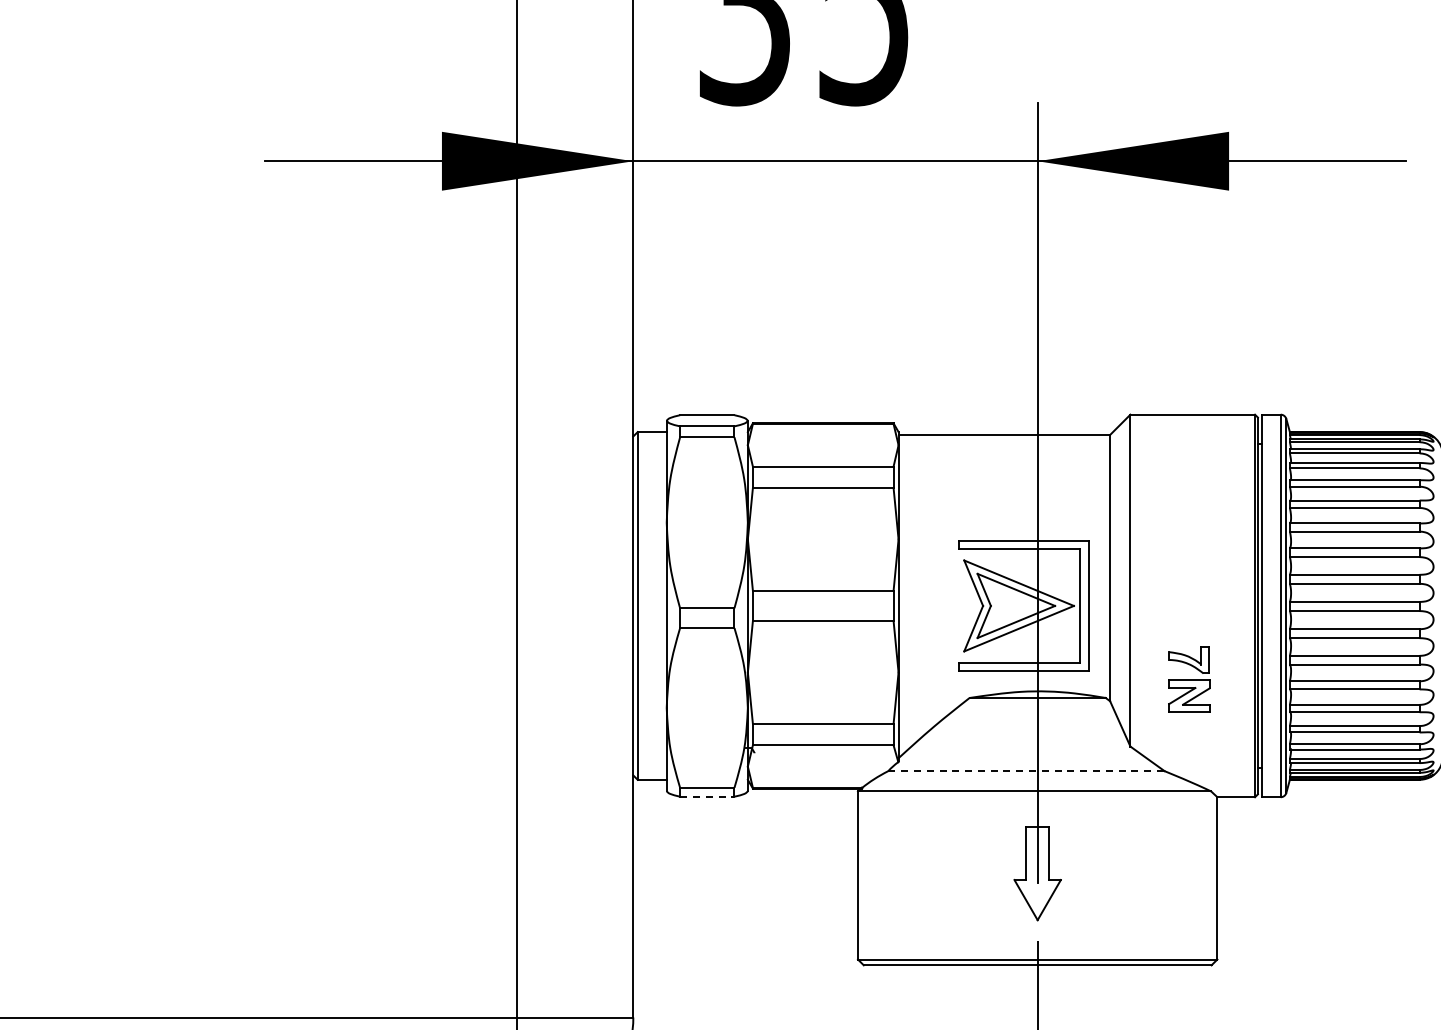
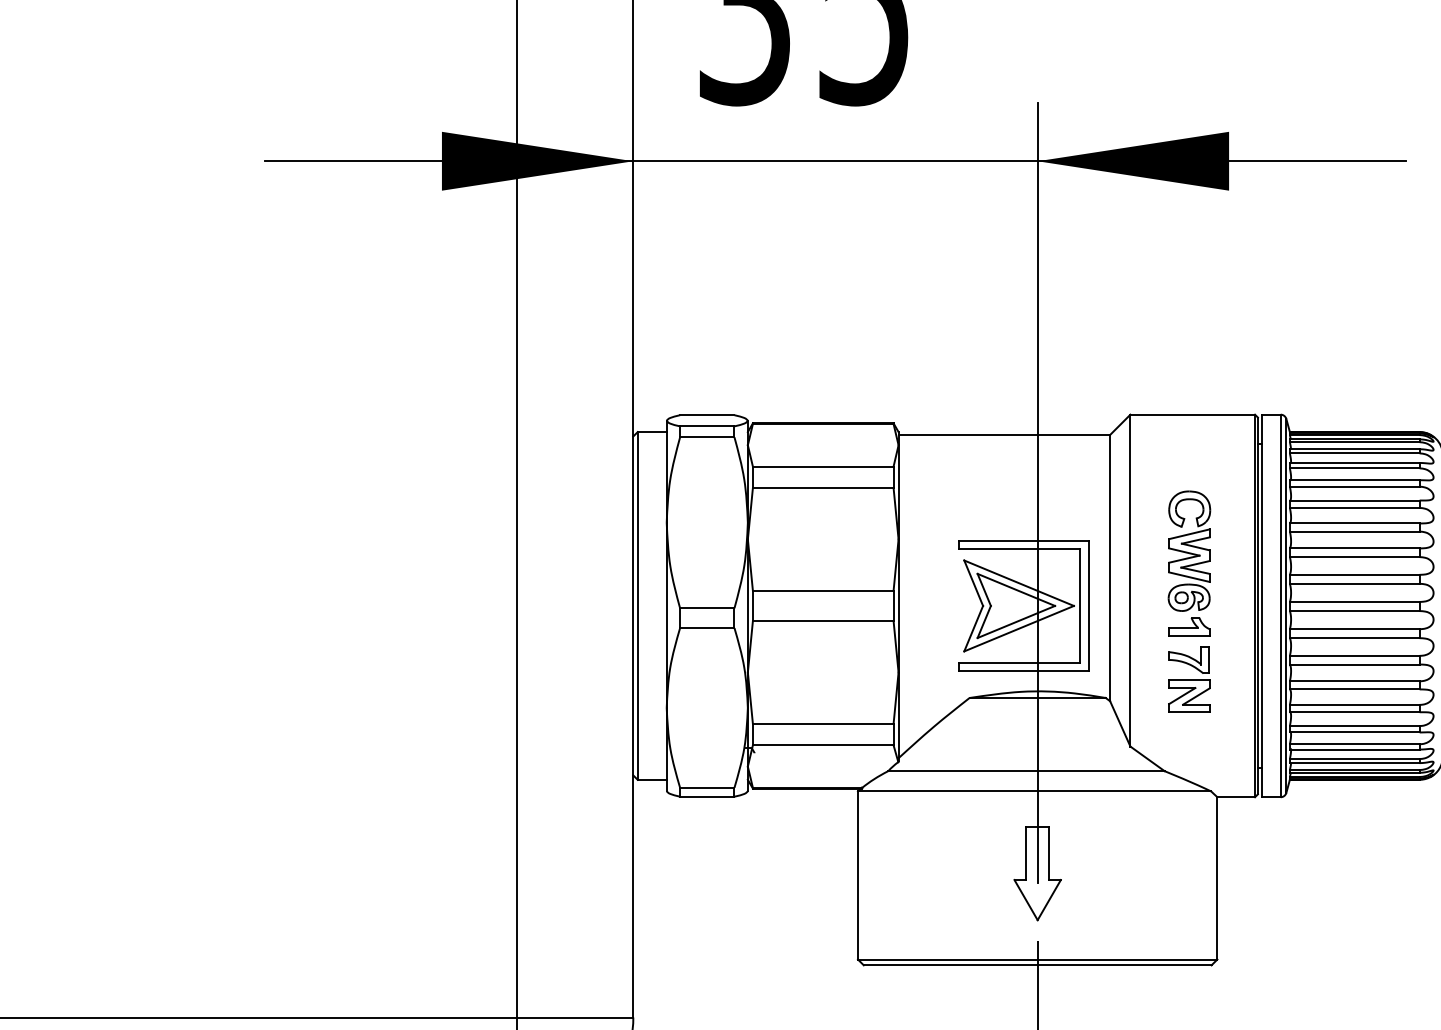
part: none -> present (1189, 563)
line: dashed -> solid (1026, 771)
line: dashed -> solid (707, 796)
